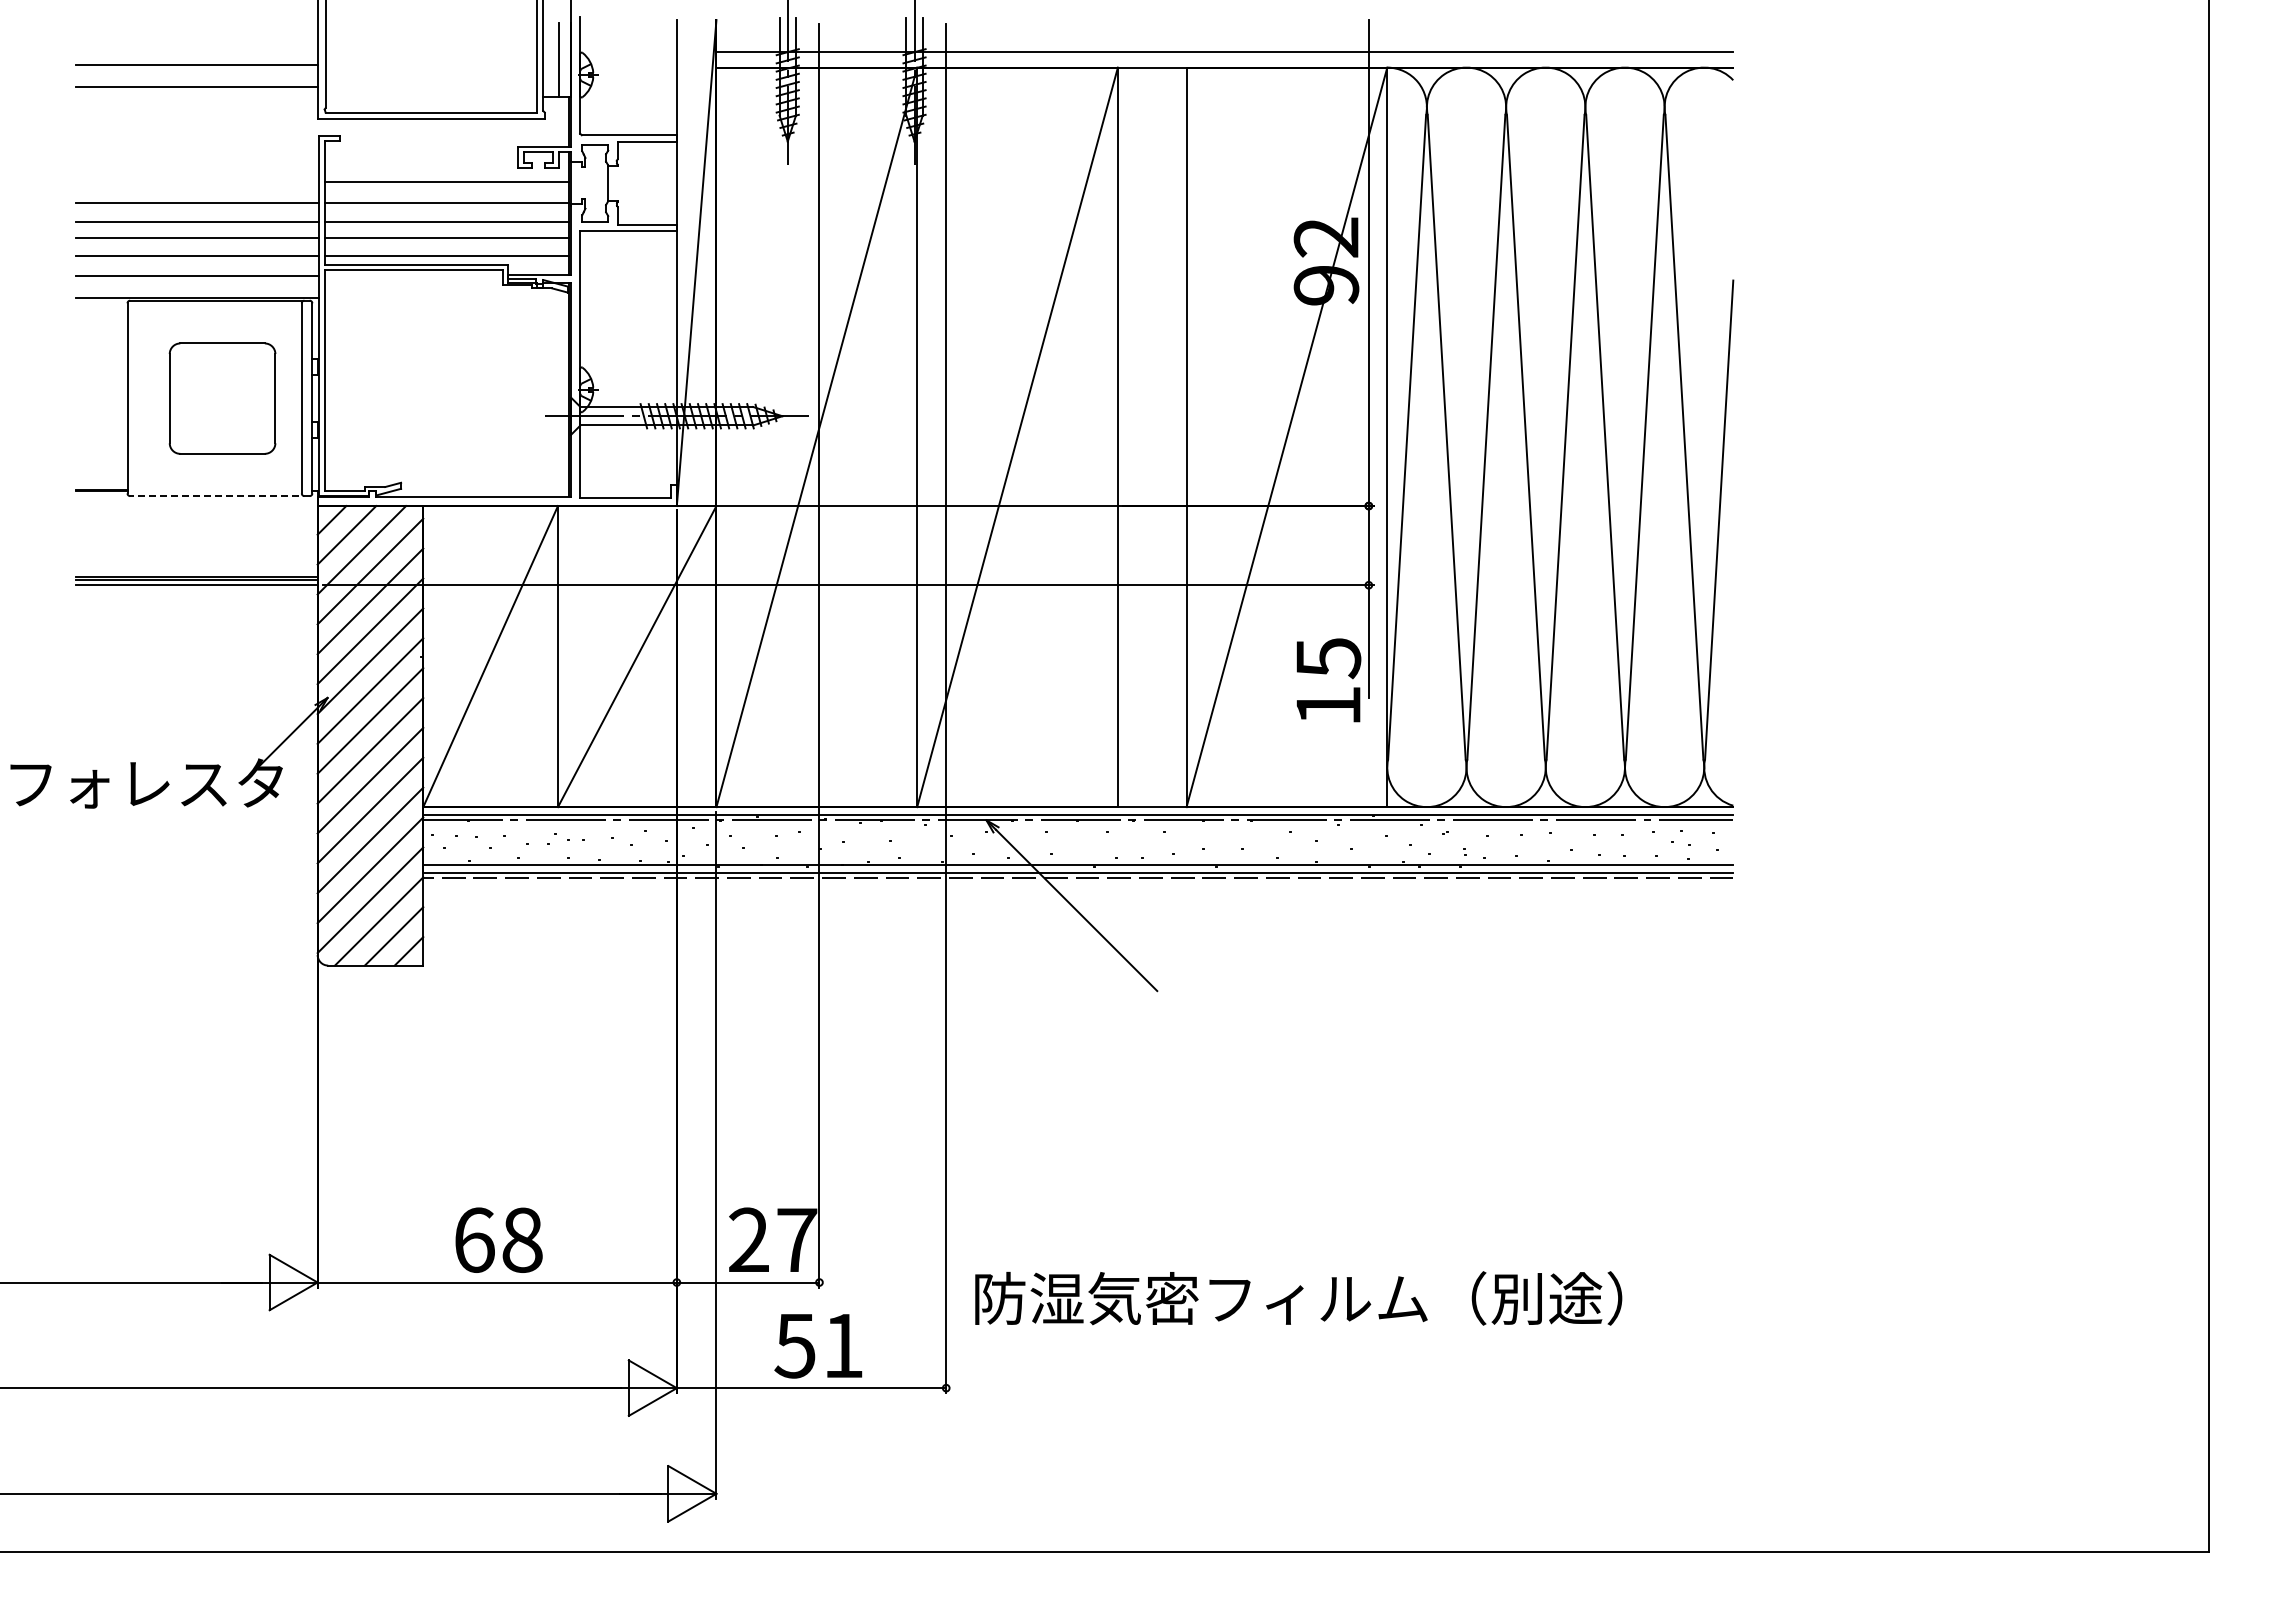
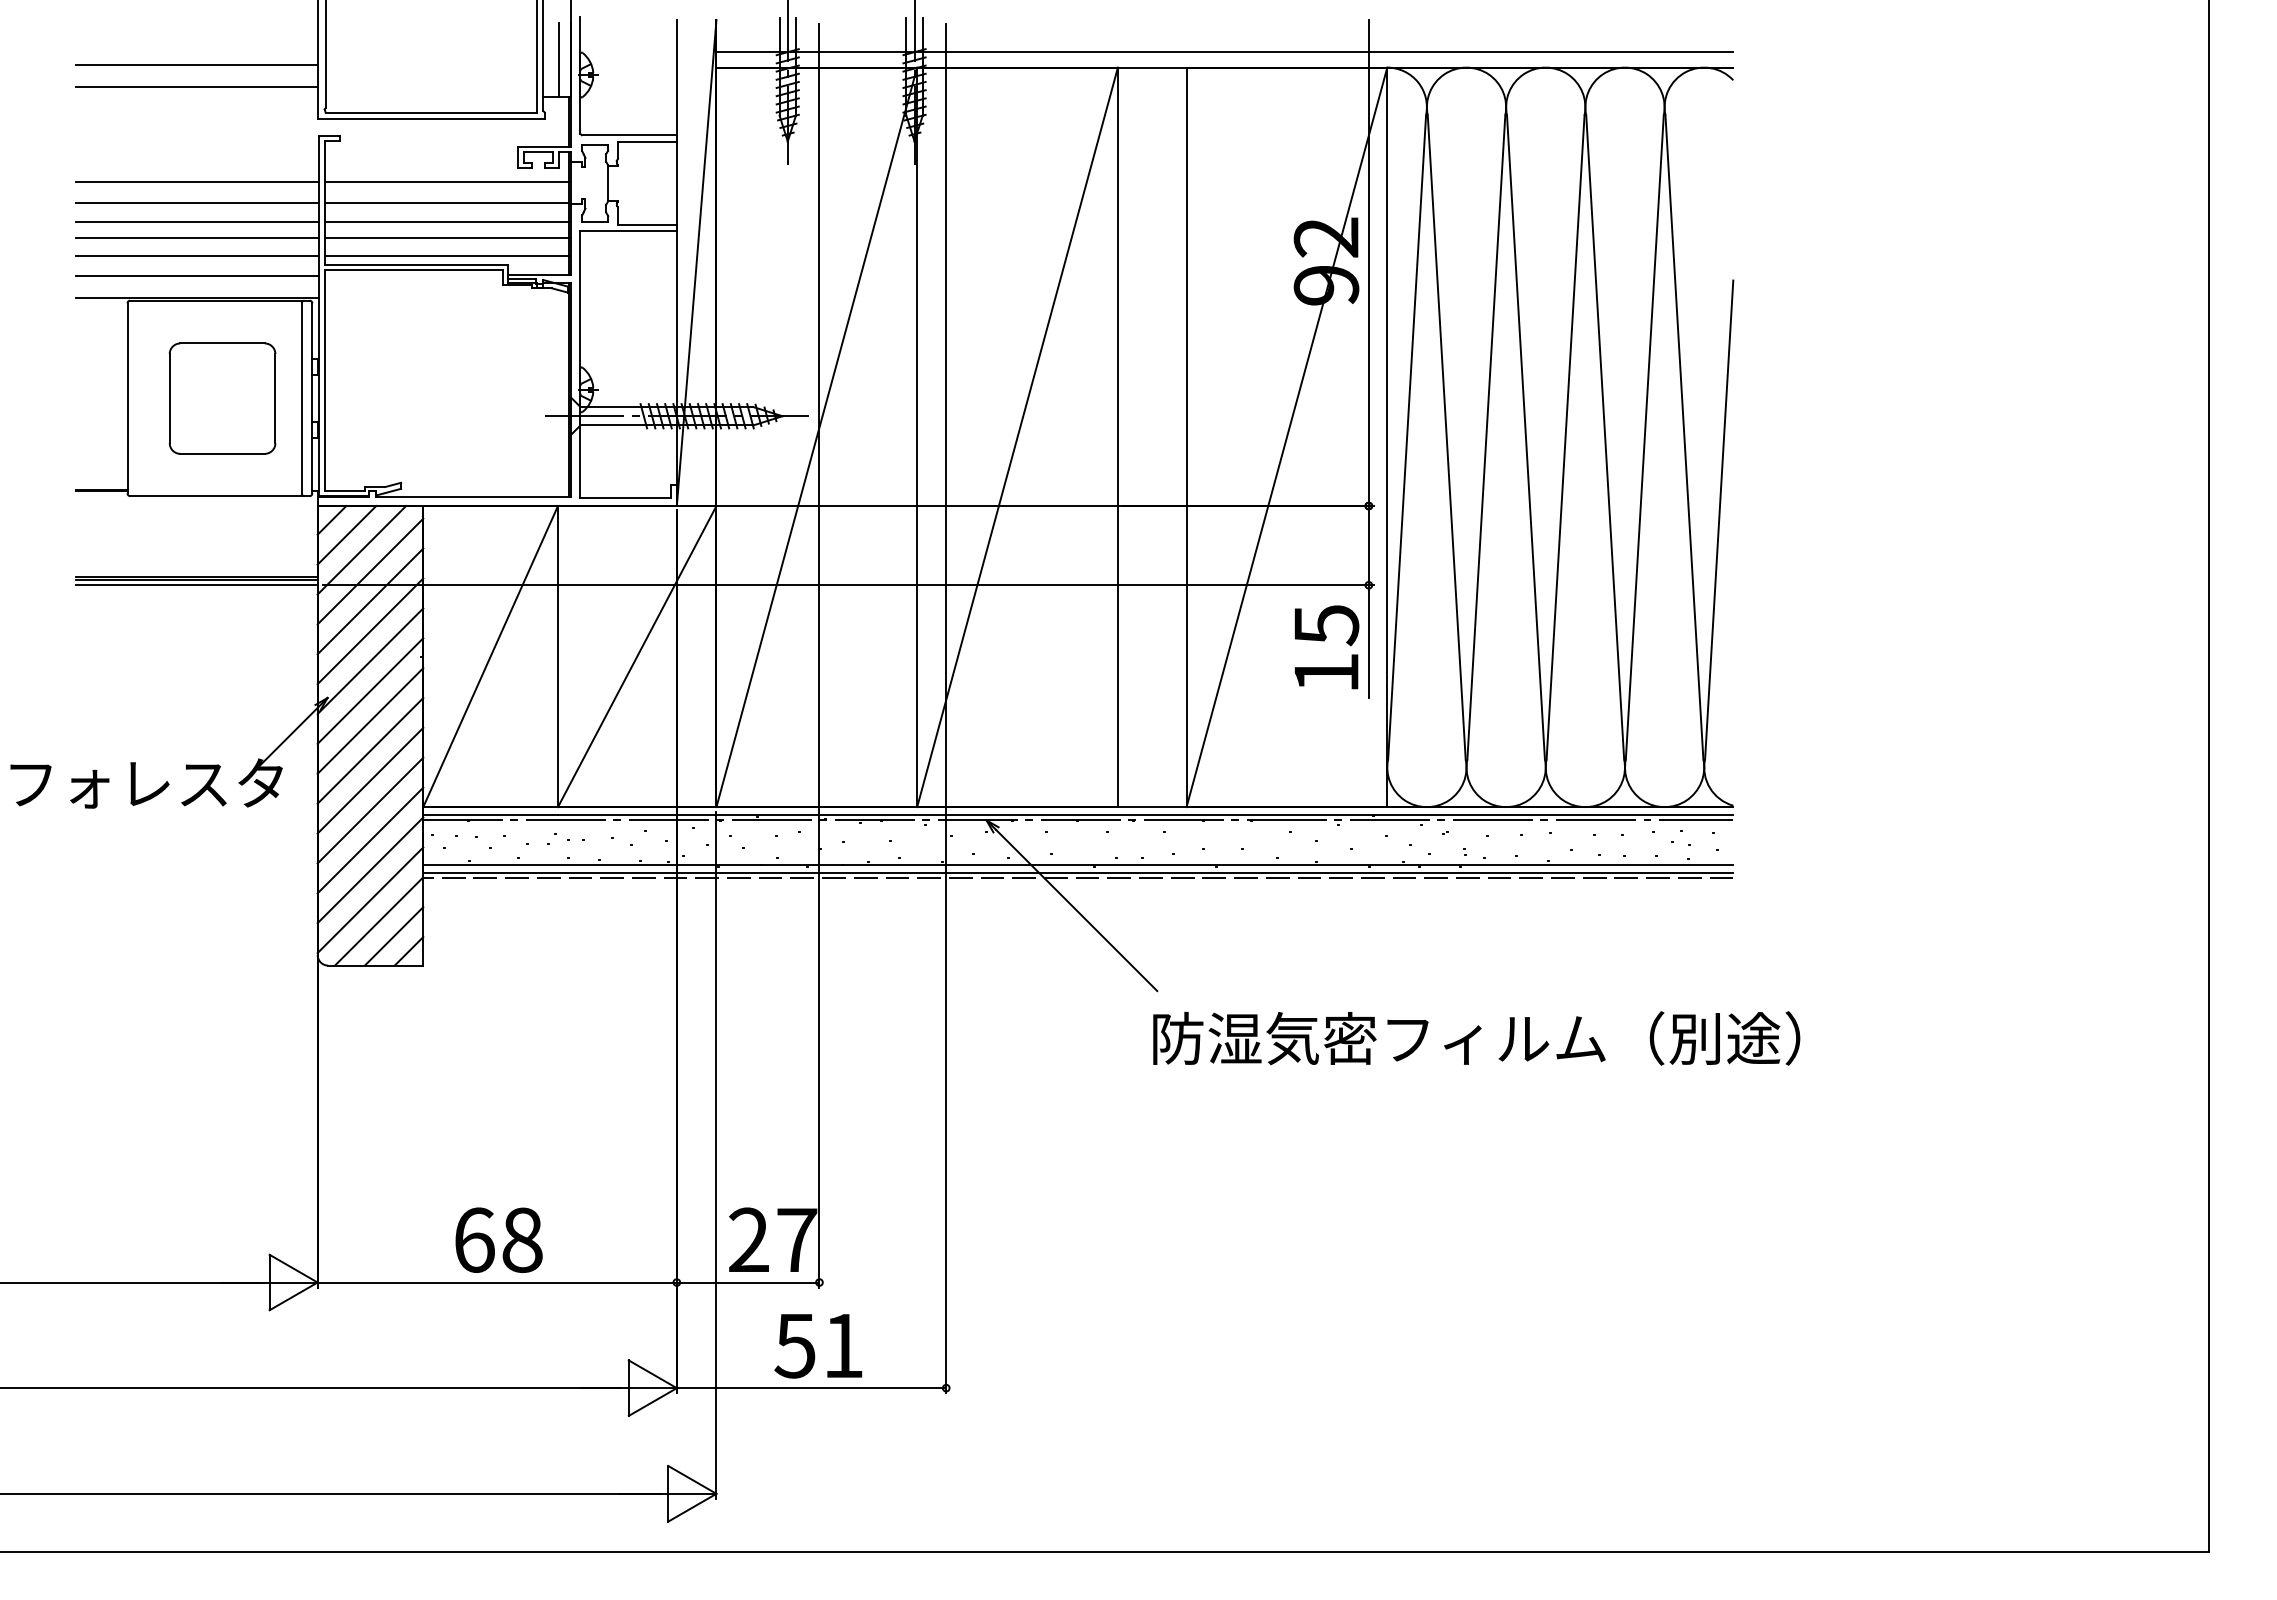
line: none -> present (197, 181)
line: dashed -> solid (219, 496)
text position: (1328, 680) -> (1326, 647) (1326, 647)
text position: (1298, 1298) -> (1476, 1038) (1476, 1038)
